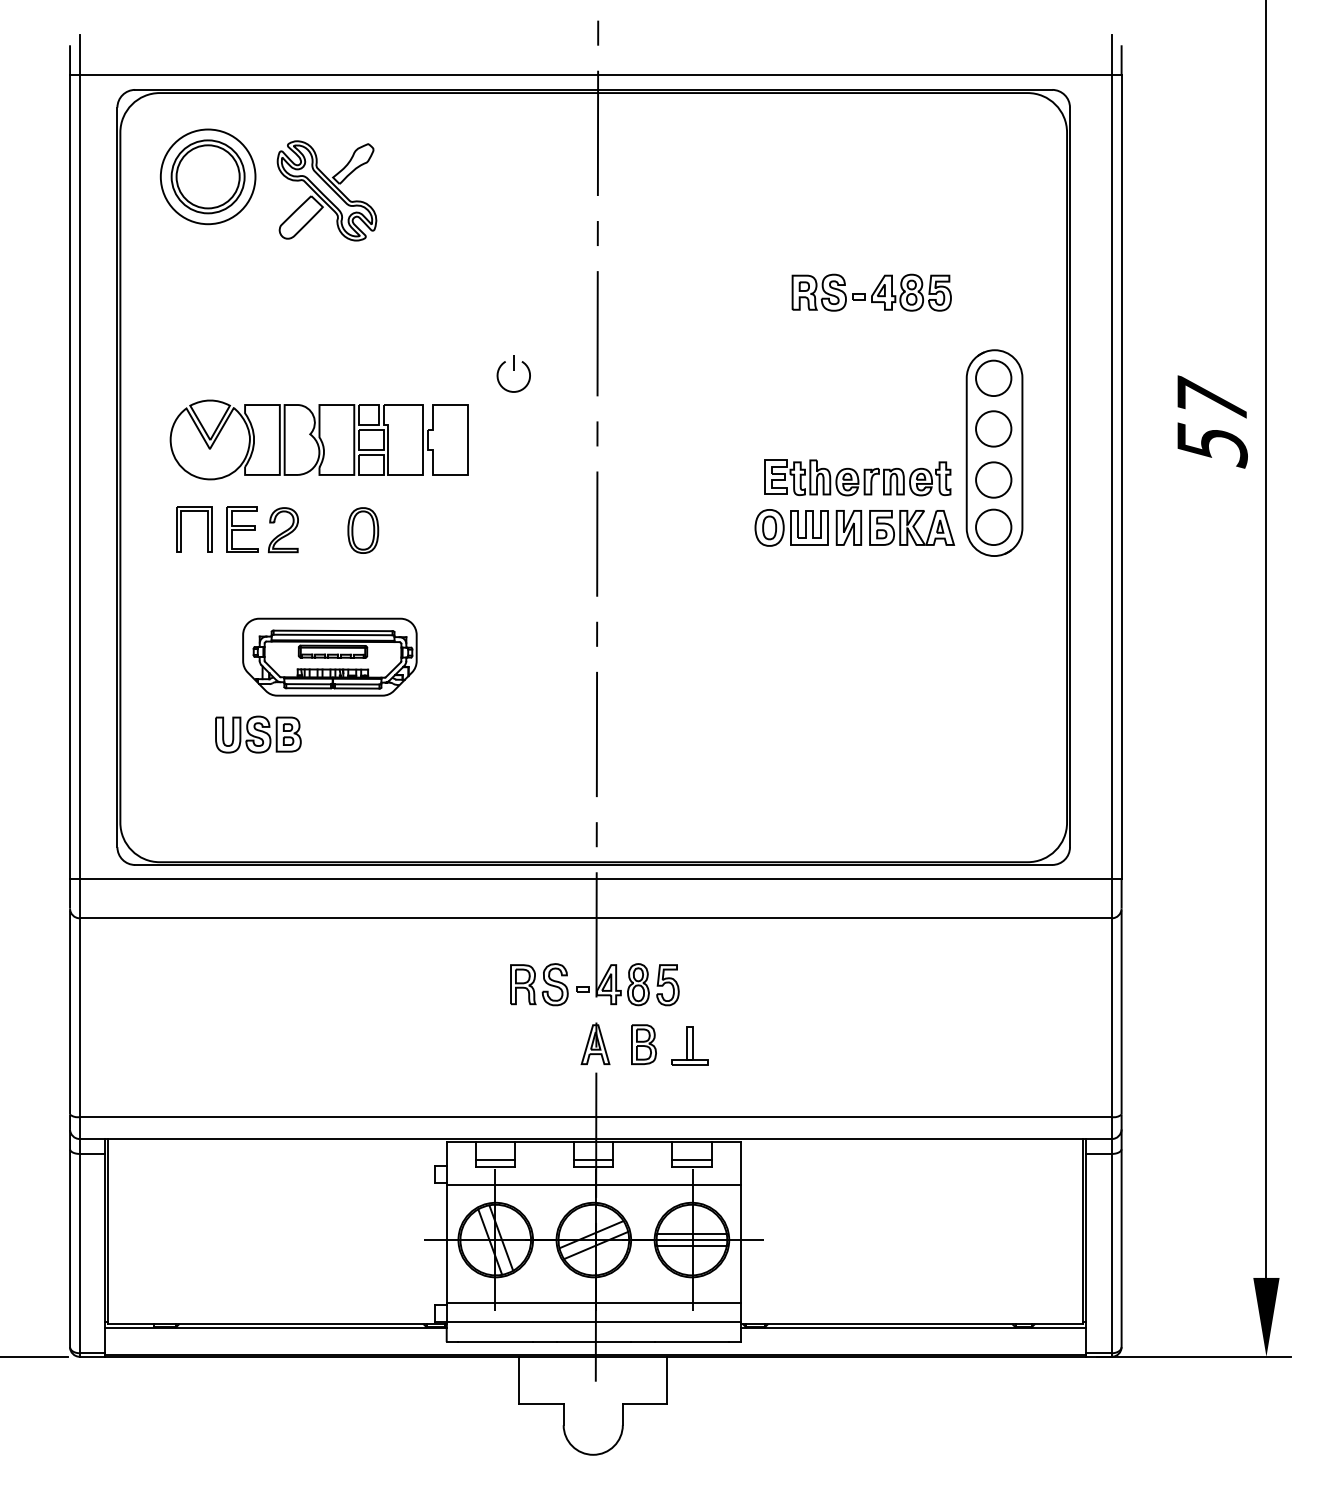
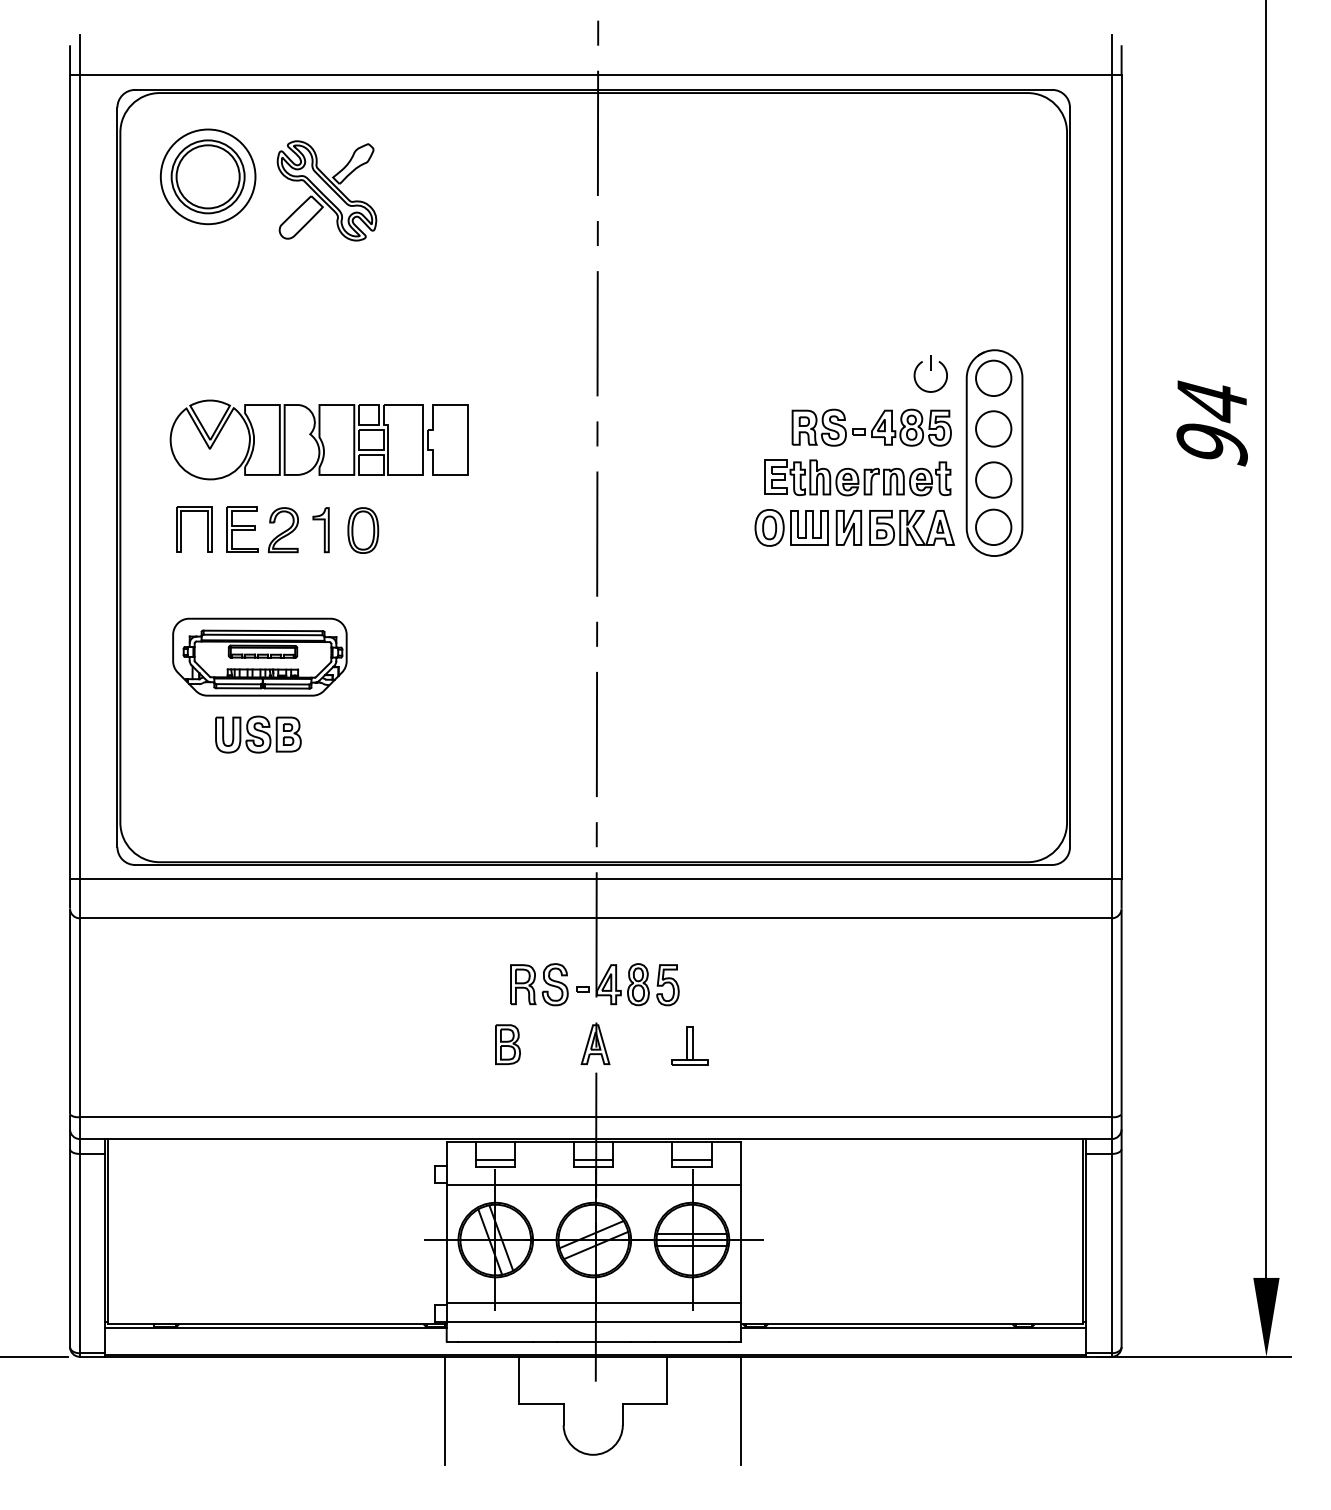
part position: (871, 292) -> (871, 427) (871, 427)
part position: (513, 373) -> (930, 373) (930, 373)
text: 57 -> 94 (1211, 421)
part: none -> present (320, 530)
part position: (329, 656) -> (259, 656) (259, 656)
part position: (643, 1044) -> (507, 1044) (507, 1044)
line: none -> present (445, 1410)
line: none -> present (741, 1410)
